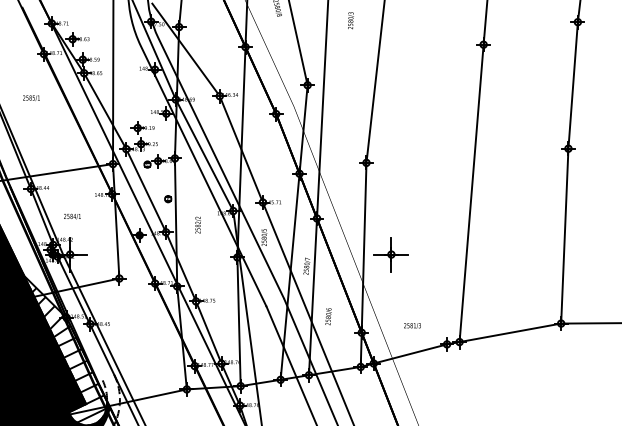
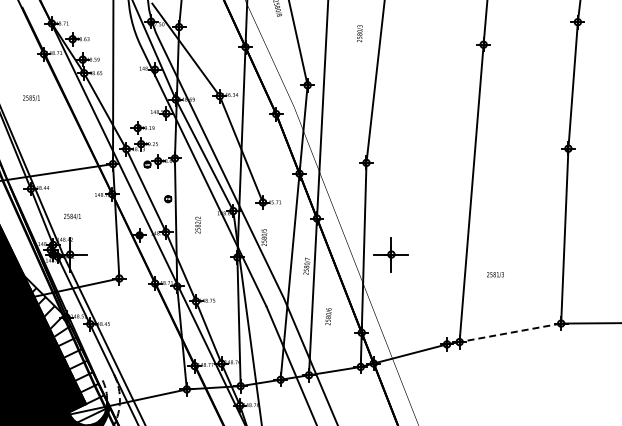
text position: (350, 20) -> (359, 33) (359, 33)
line: present -> none (308, 313)
text position: (412, 325) -> (495, 274) (495, 274)
line: solid -> dashed (509, 332)
